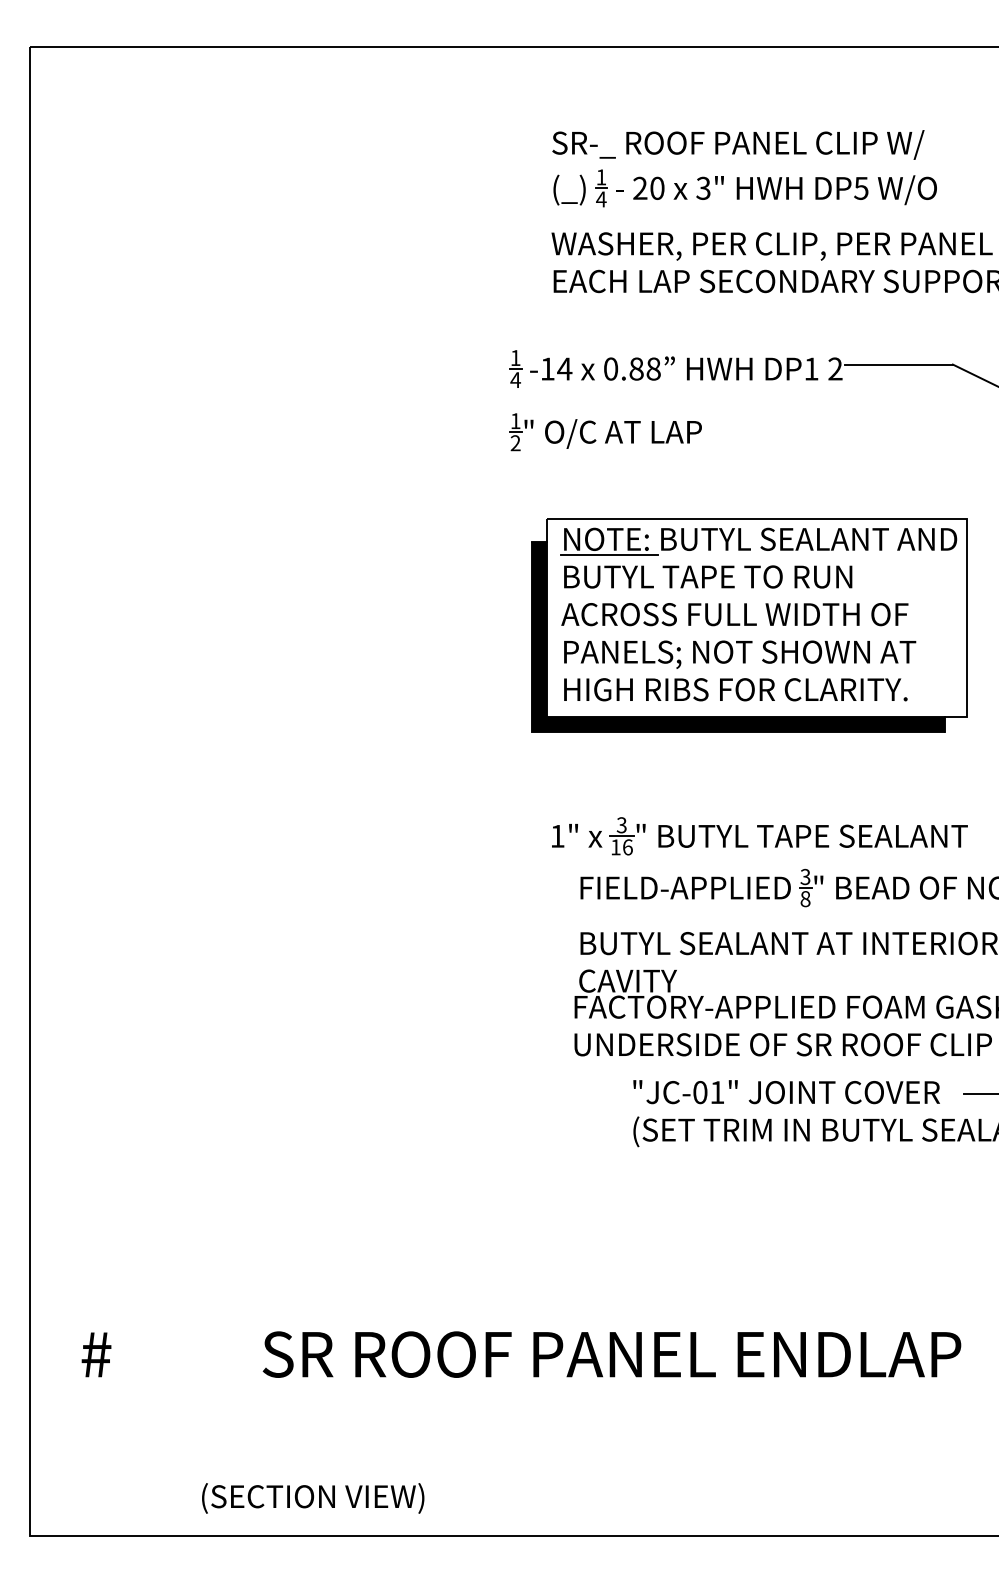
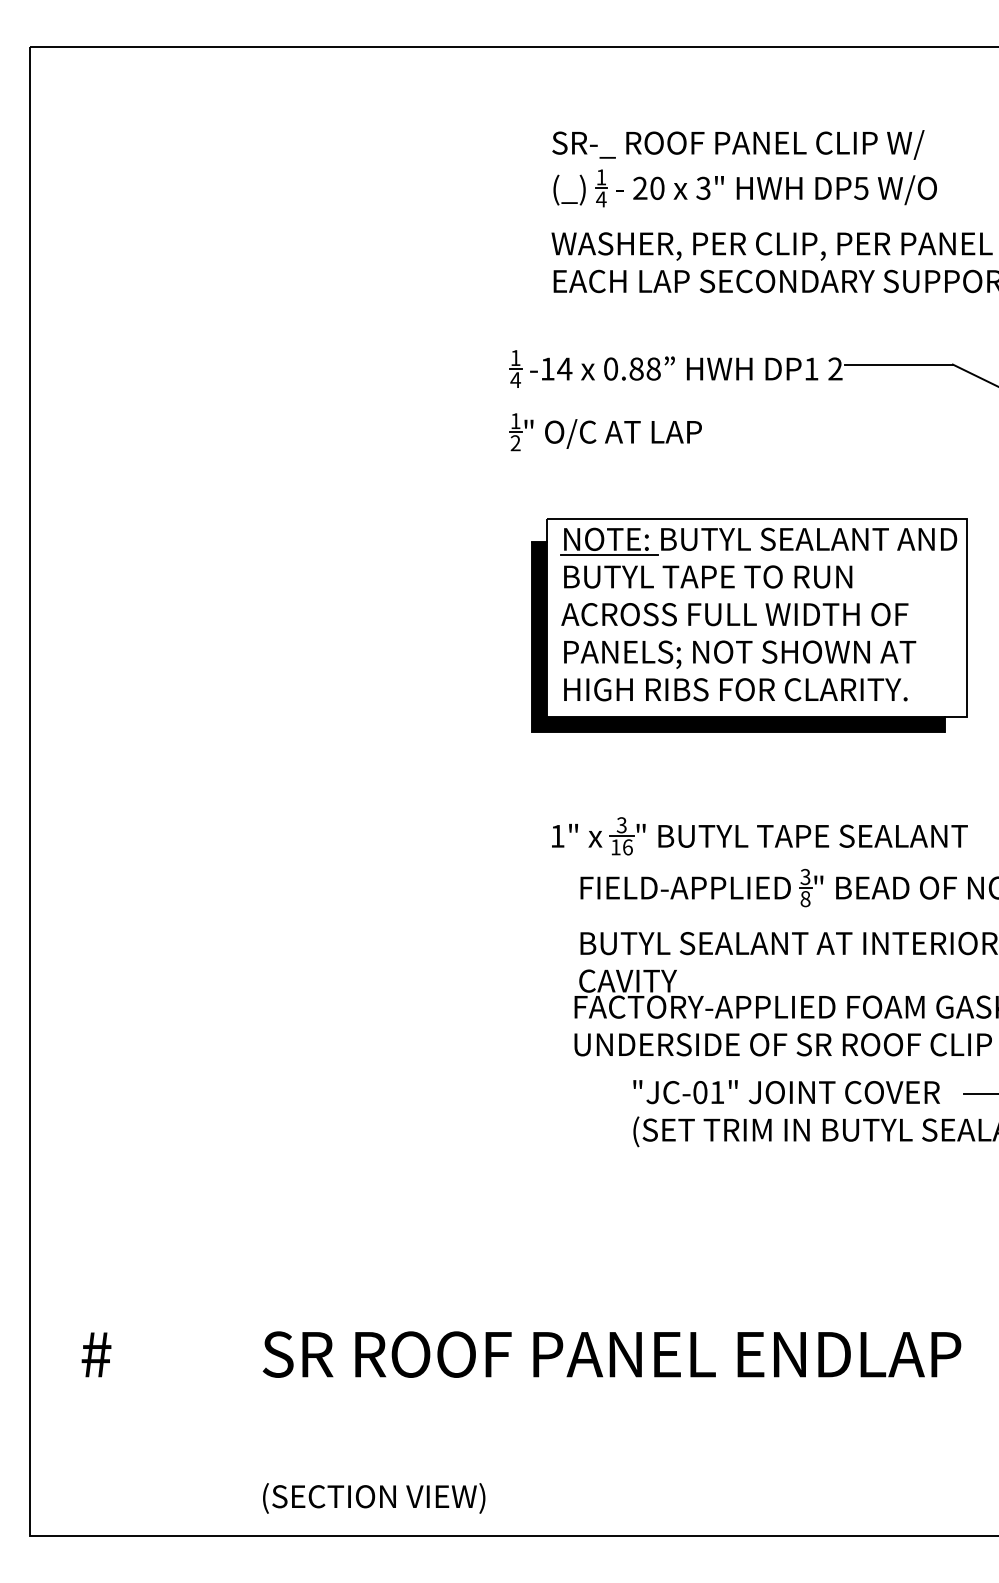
text position: (313, 1498) -> (374, 1498) (374, 1498)
